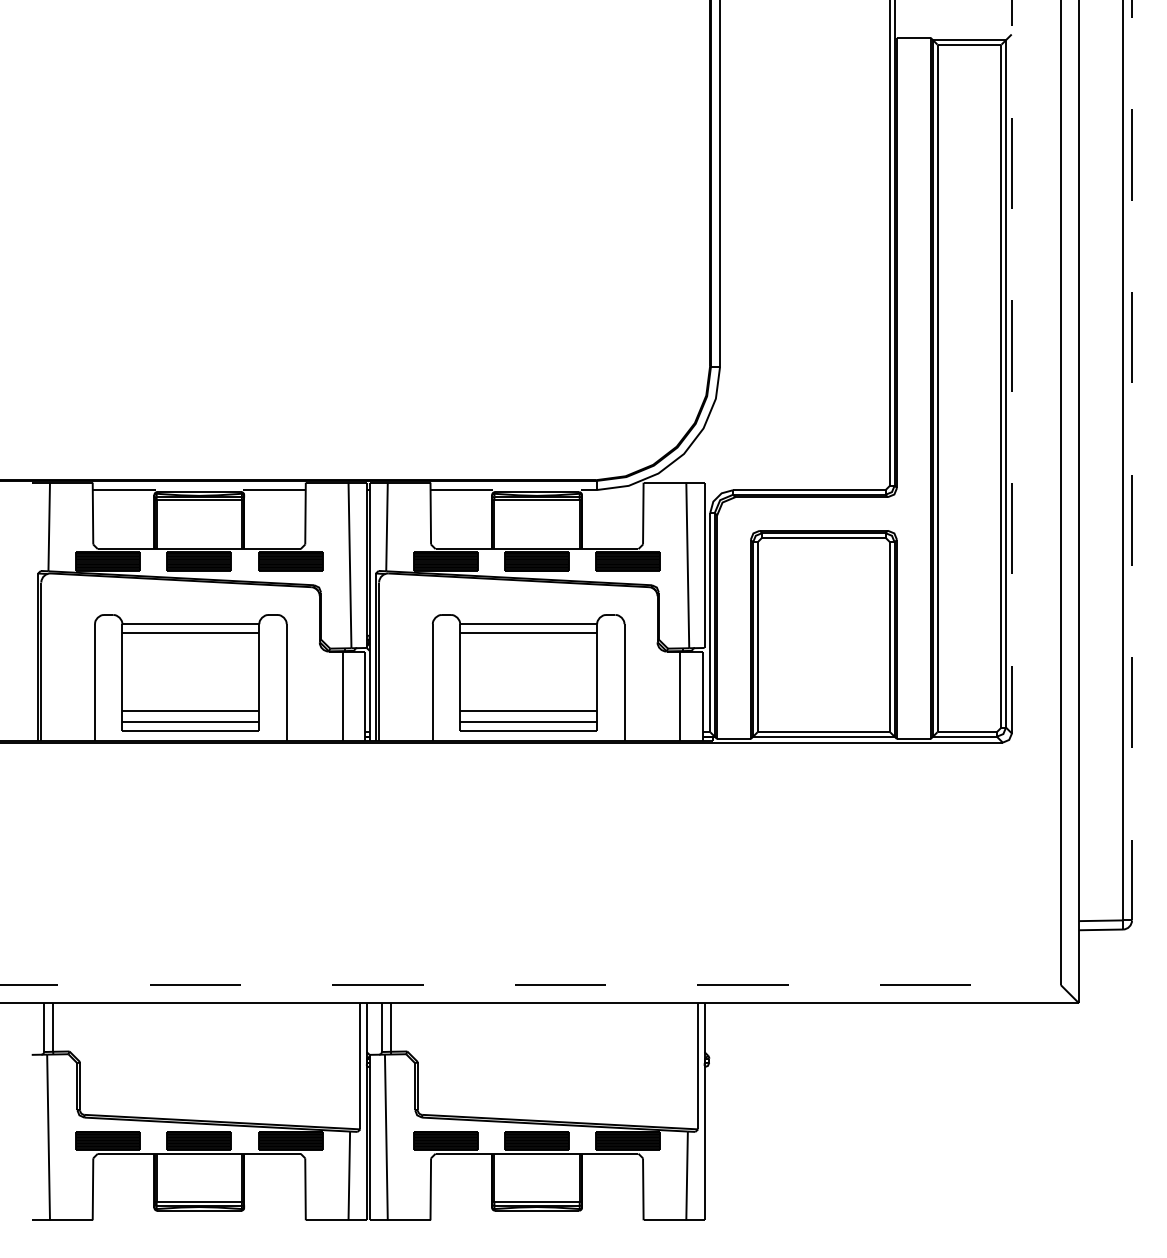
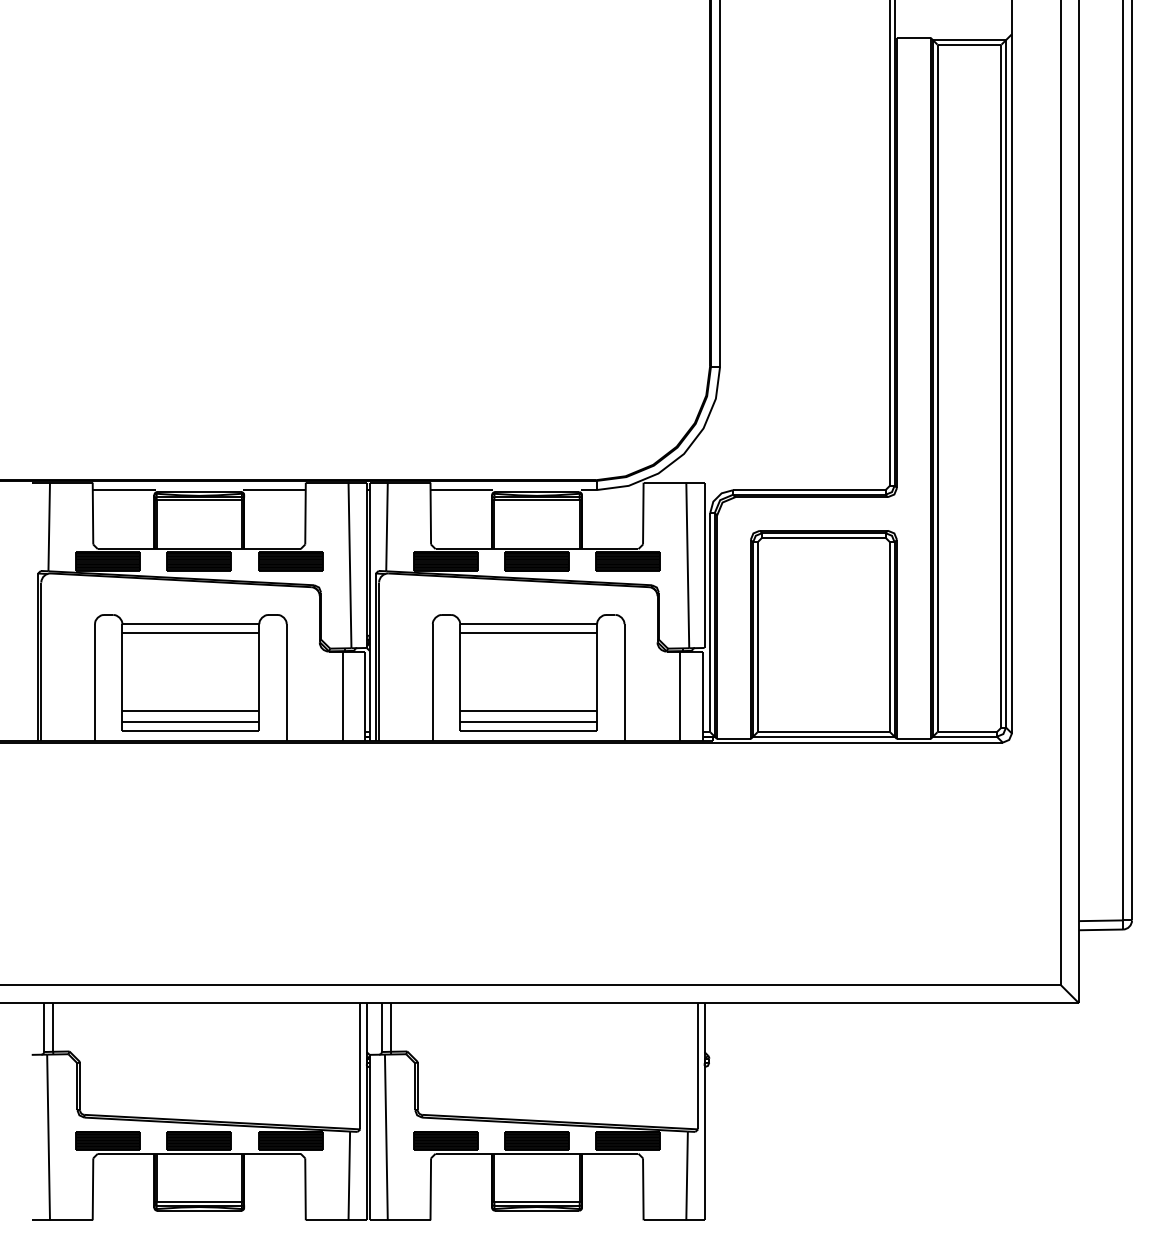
line: dashed -> solid (1011, 366)
line: dashed -> solid (1132, 460)
line: dashed -> solid (530, 985)
